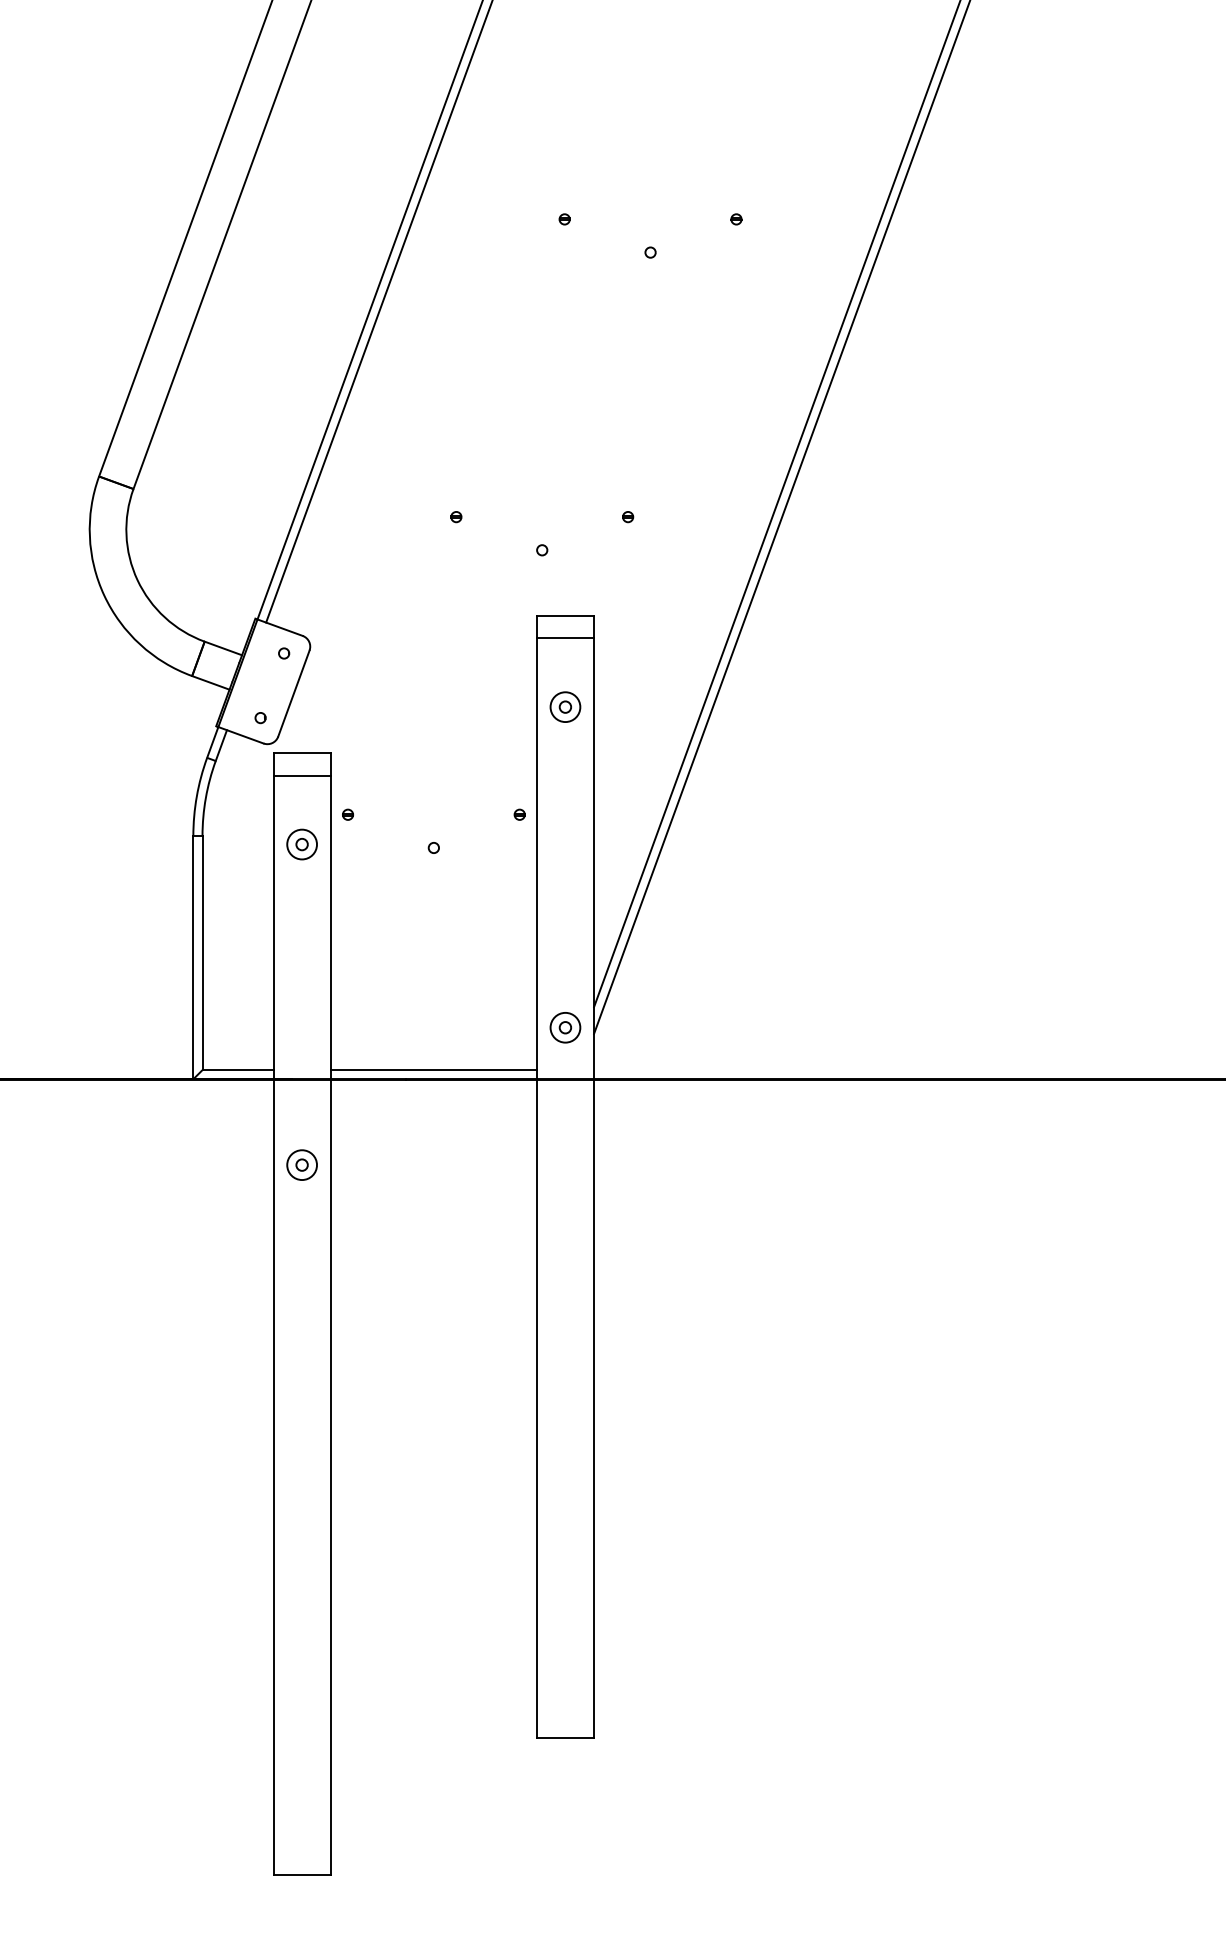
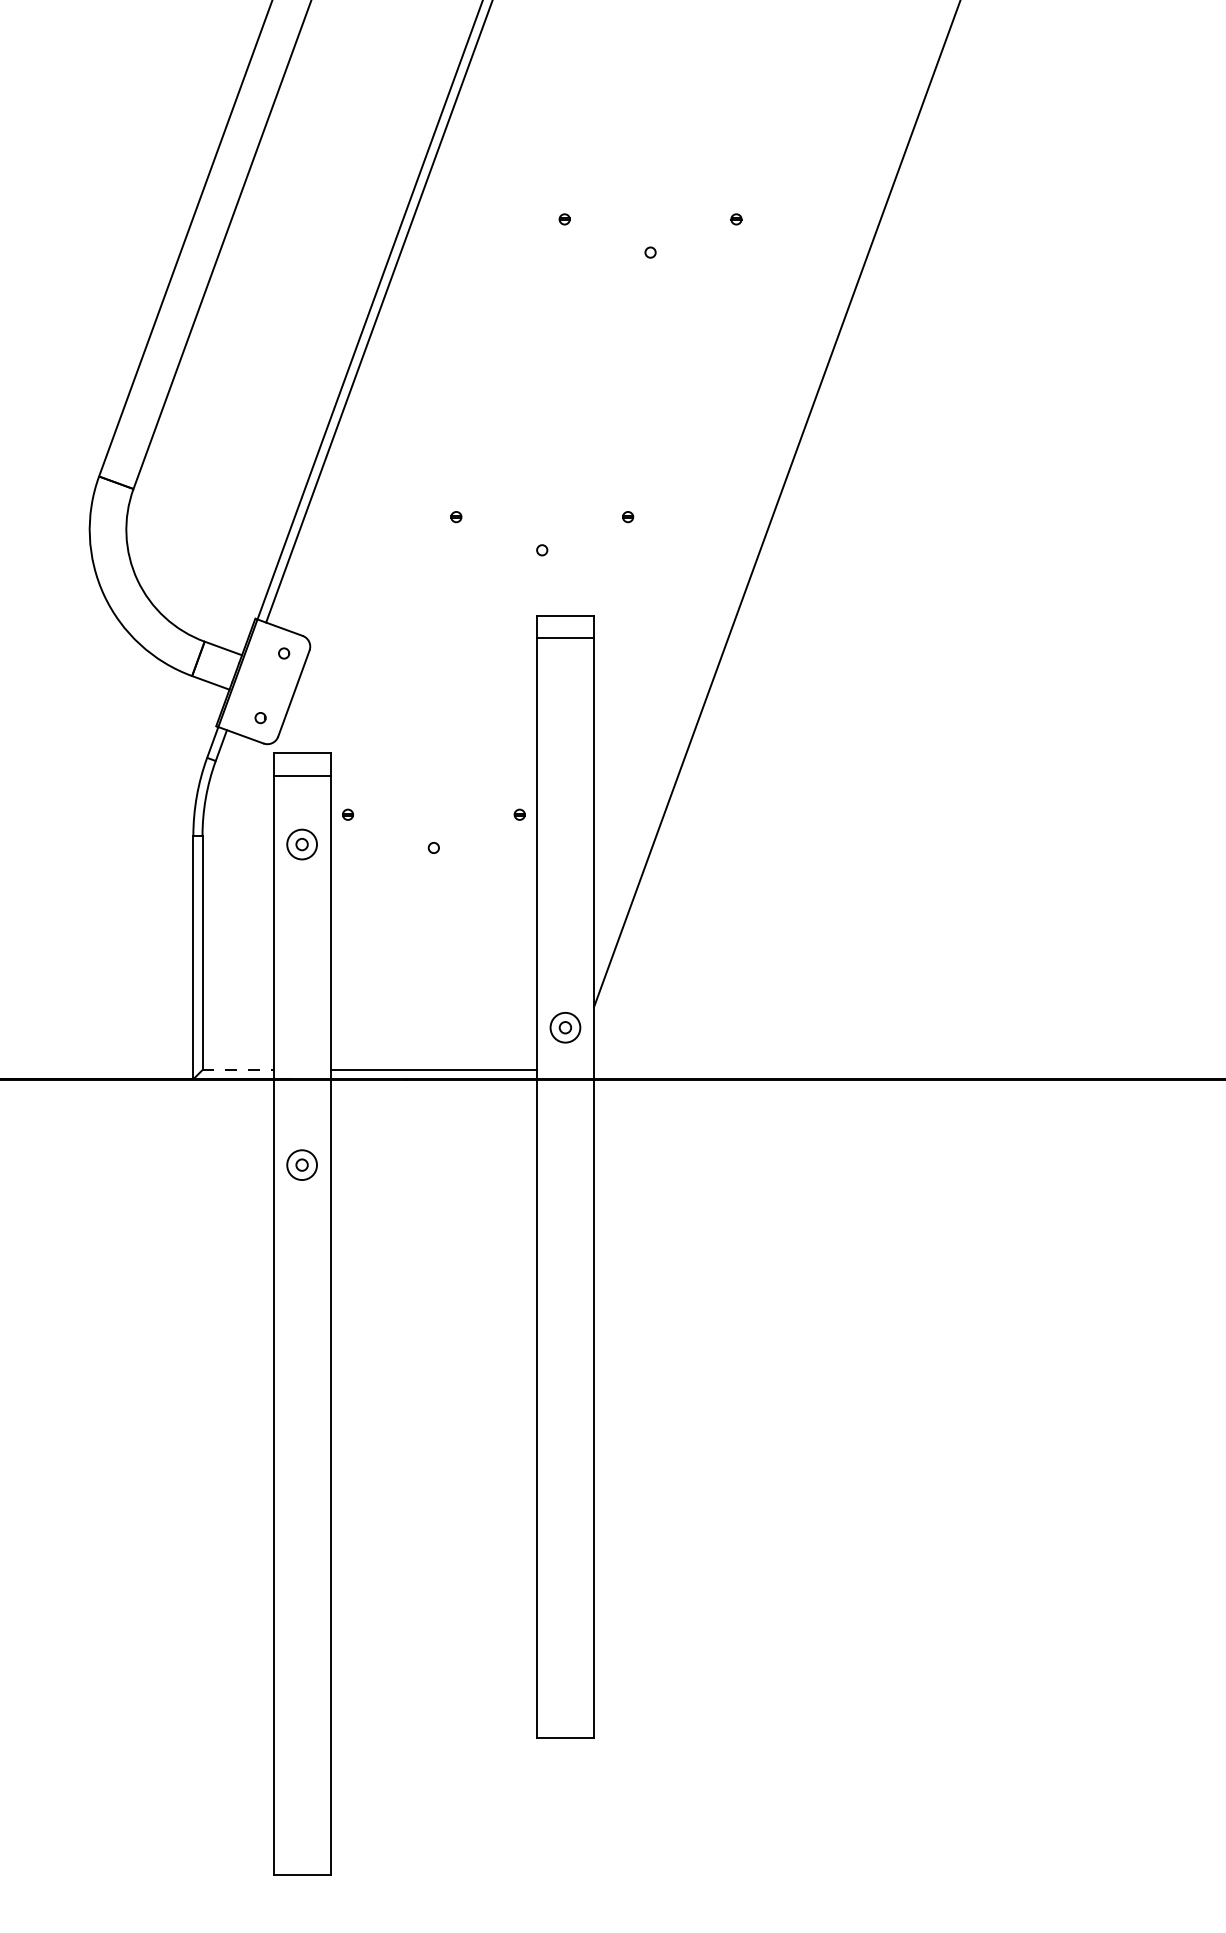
line: present -> none (781, 517)
part: present -> none (565, 706)
line: solid -> dashed (238, 1070)
